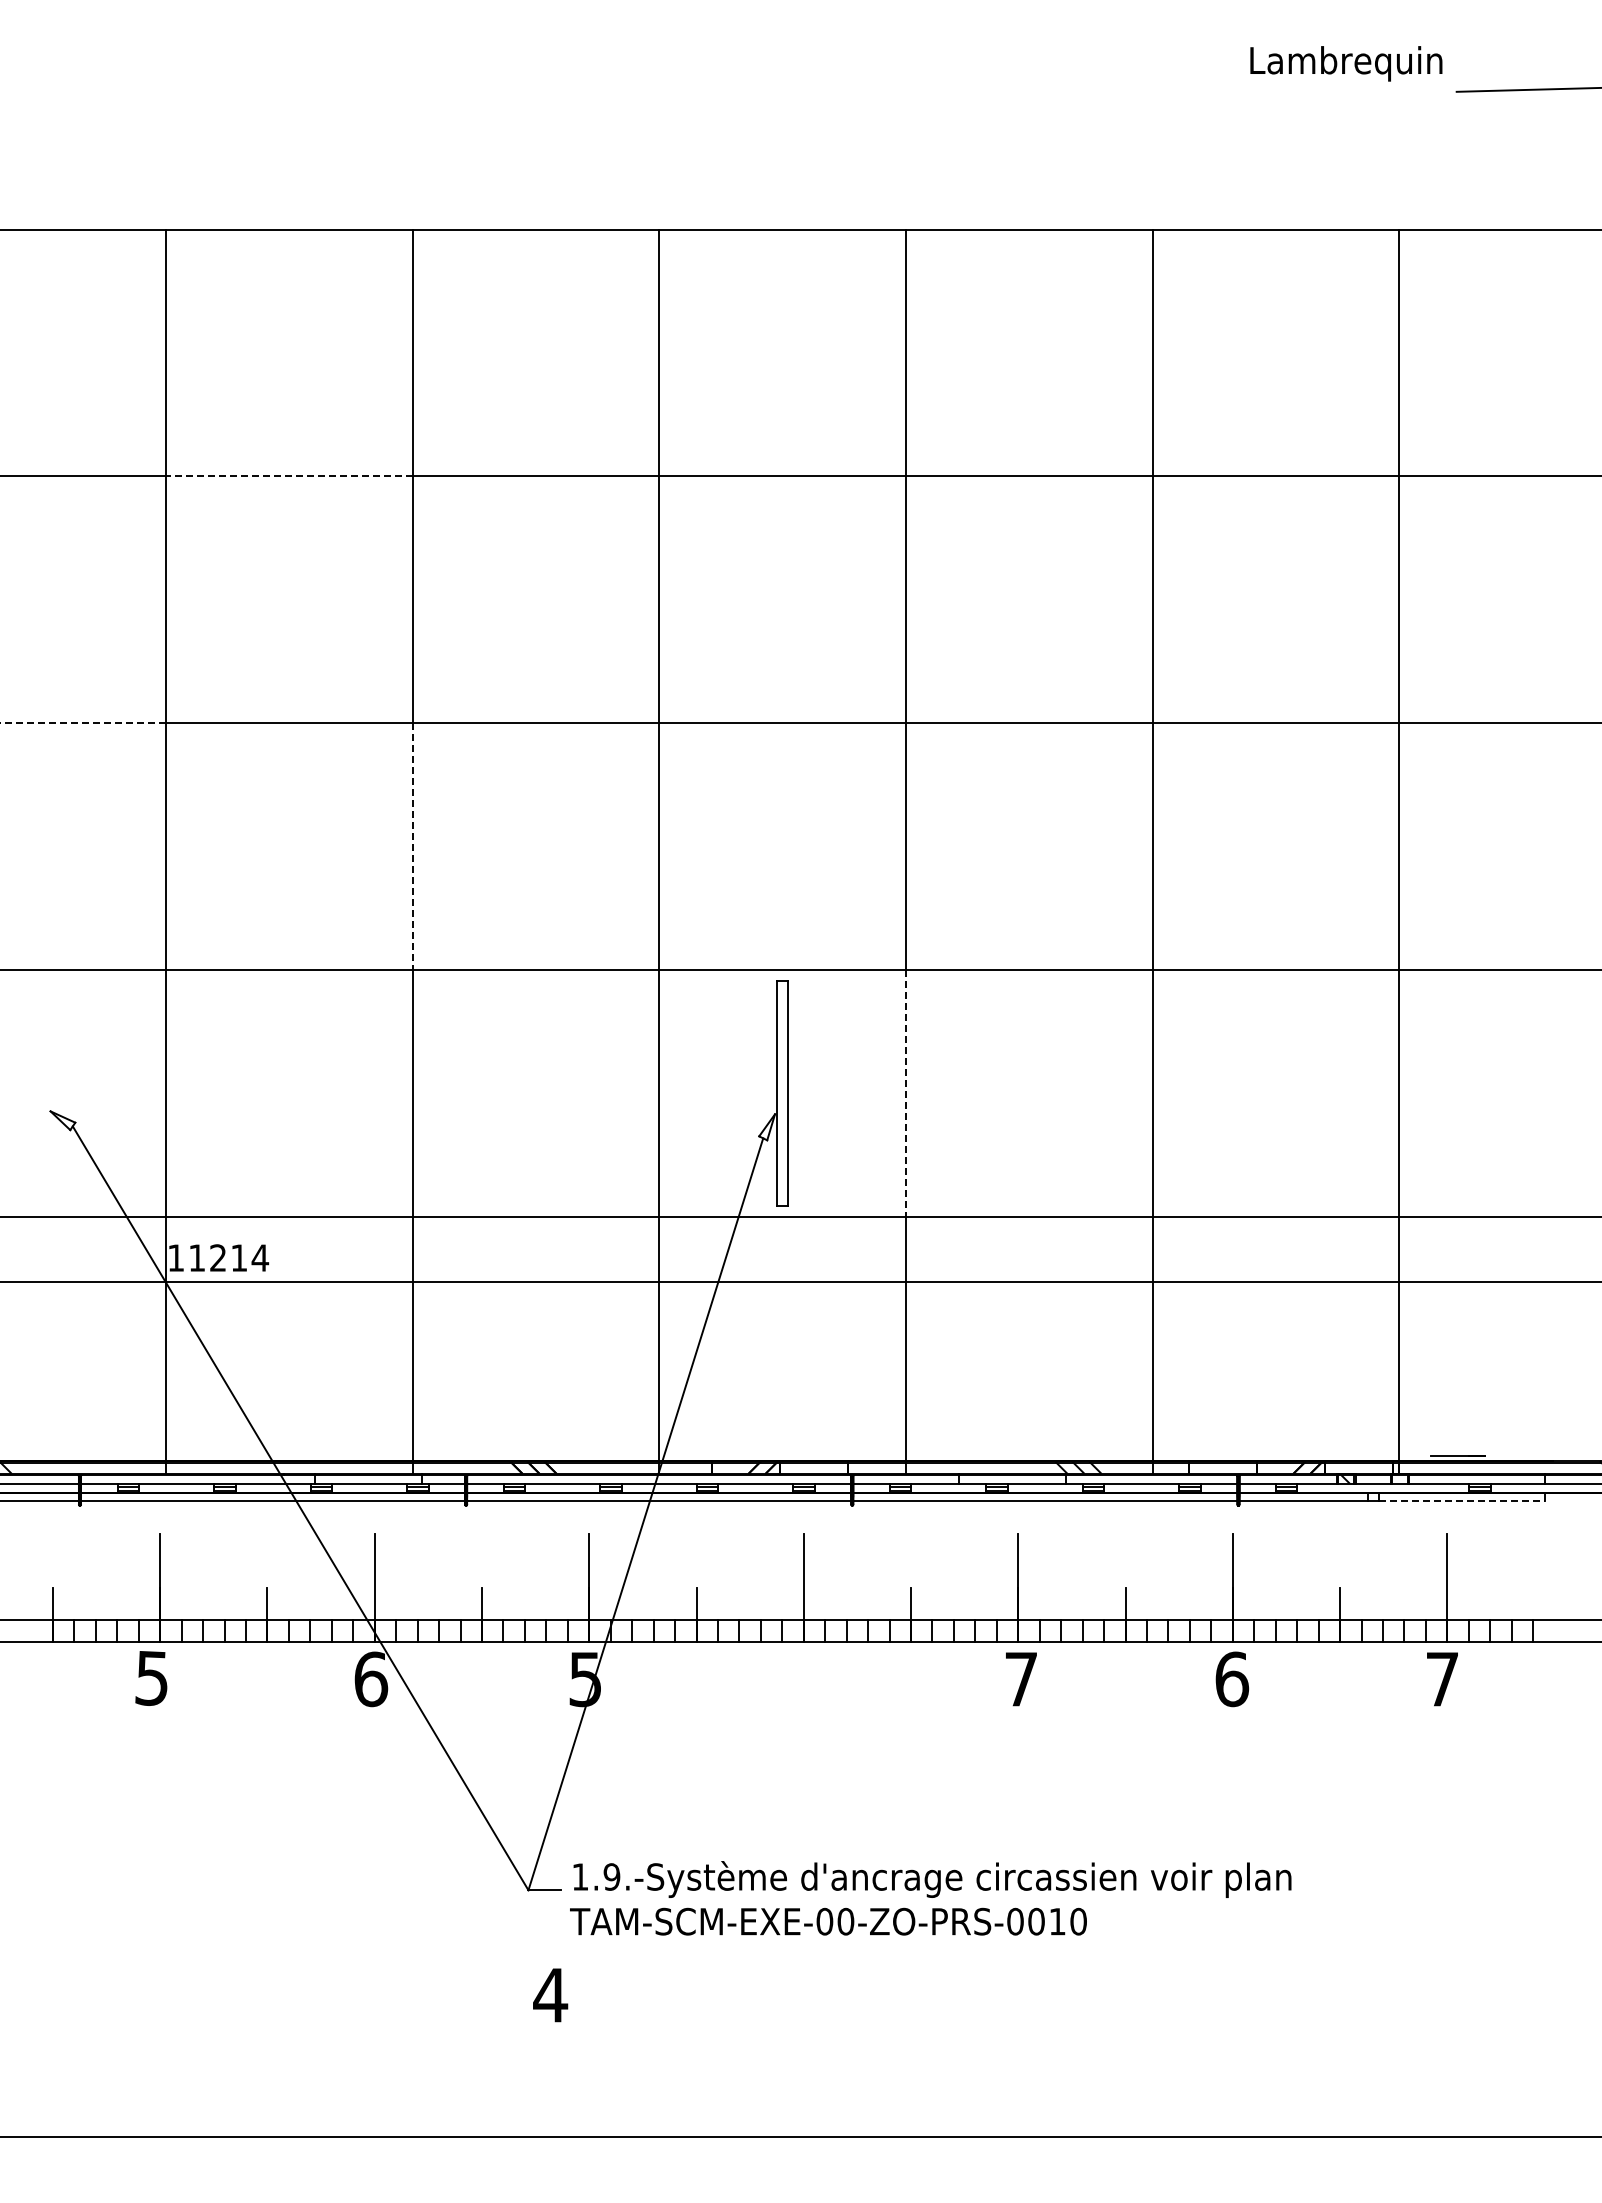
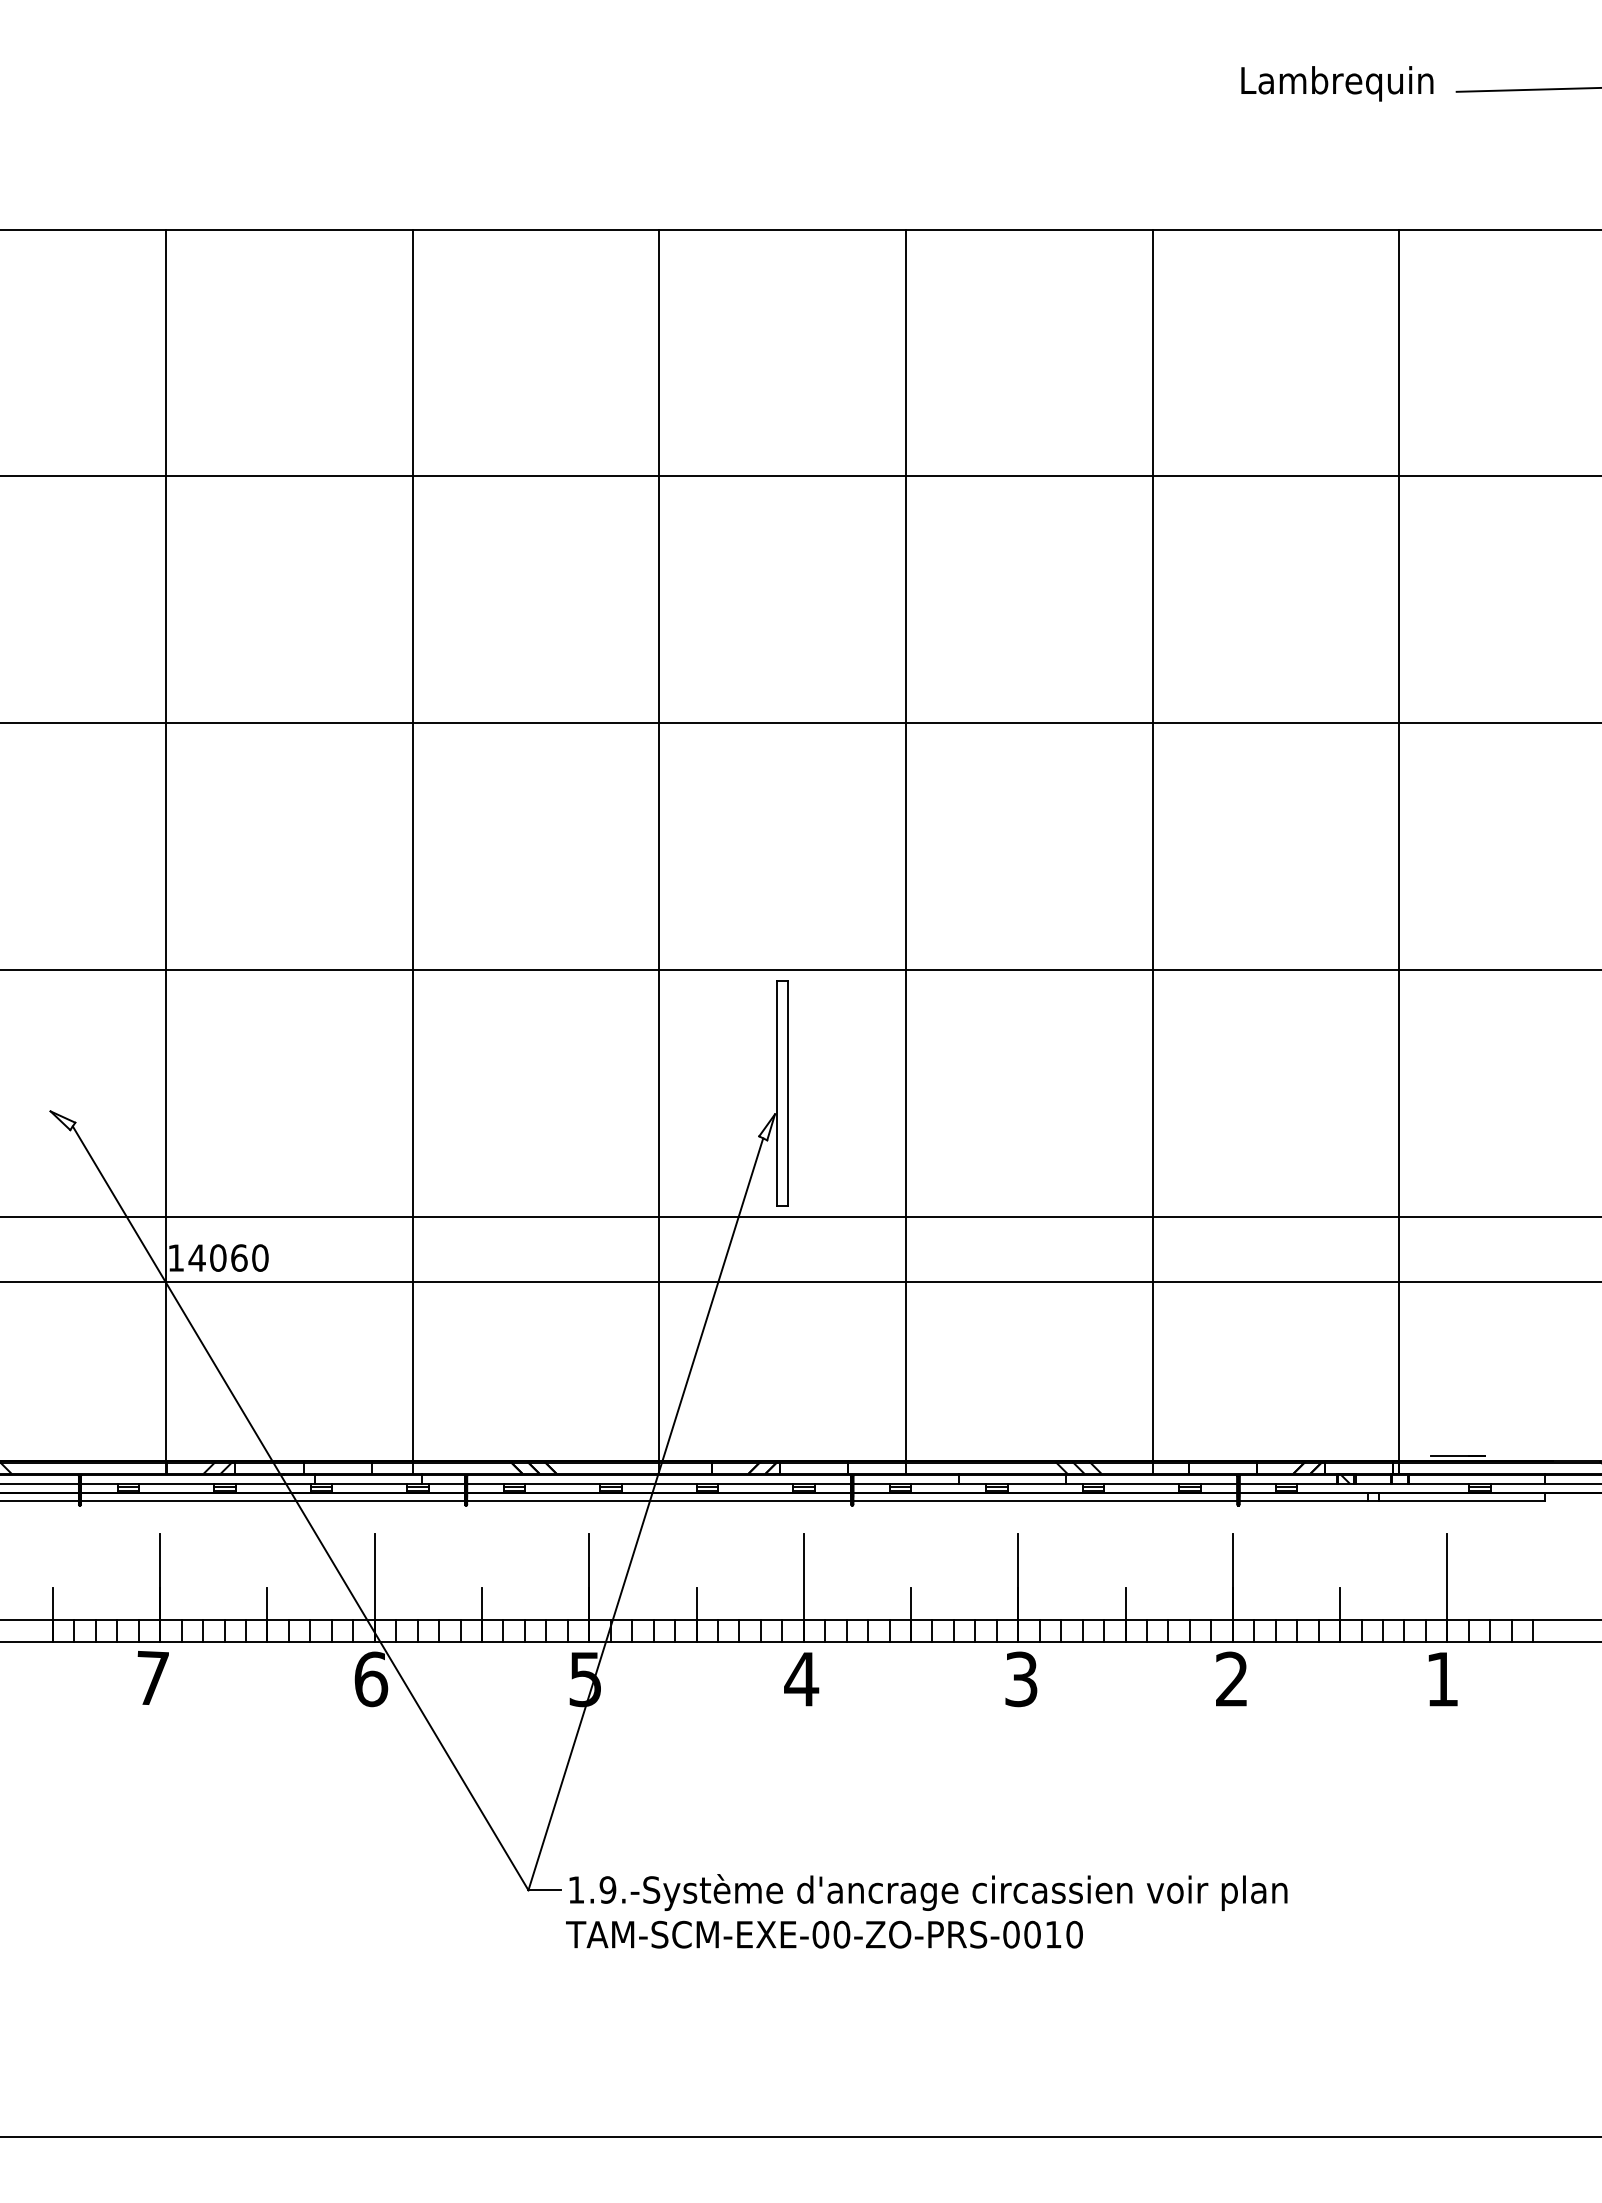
text position: (1346, 63) -> (1337, 83) (1337, 83)
line: dashed -> solid (288, 476)
line: dashed -> solid (82, 723)
line: dashed -> solid (412, 846)
line: dashed -> solid (905, 1093)
text: 11214 -> 14060 (228, 1257)
hatch: none -> present (269, 1467)
line: dashed -> solid (1462, 1500)
text: 5 -> 7 (151, 1678)
text: 7 -> 3 (1021, 1679)
text: 6 -> 2 (1232, 1679)
text: 7 -> 1 (1442, 1679)
text position: (930, 1898) -> (926, 1911) (926, 1911)
text position: (550, 1995) -> (801, 1679) (801, 1679)
